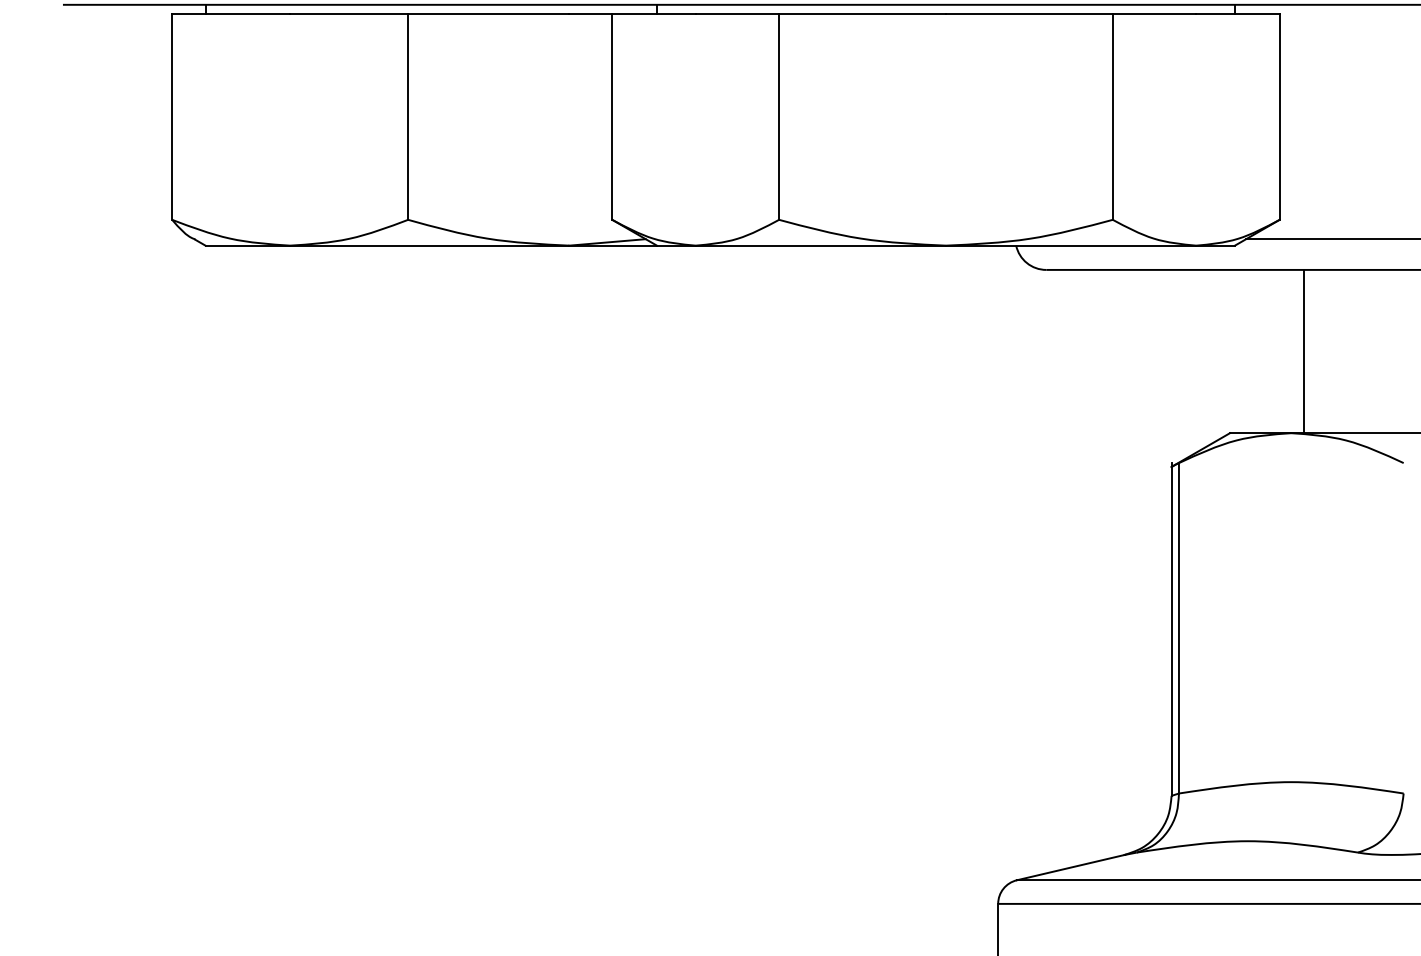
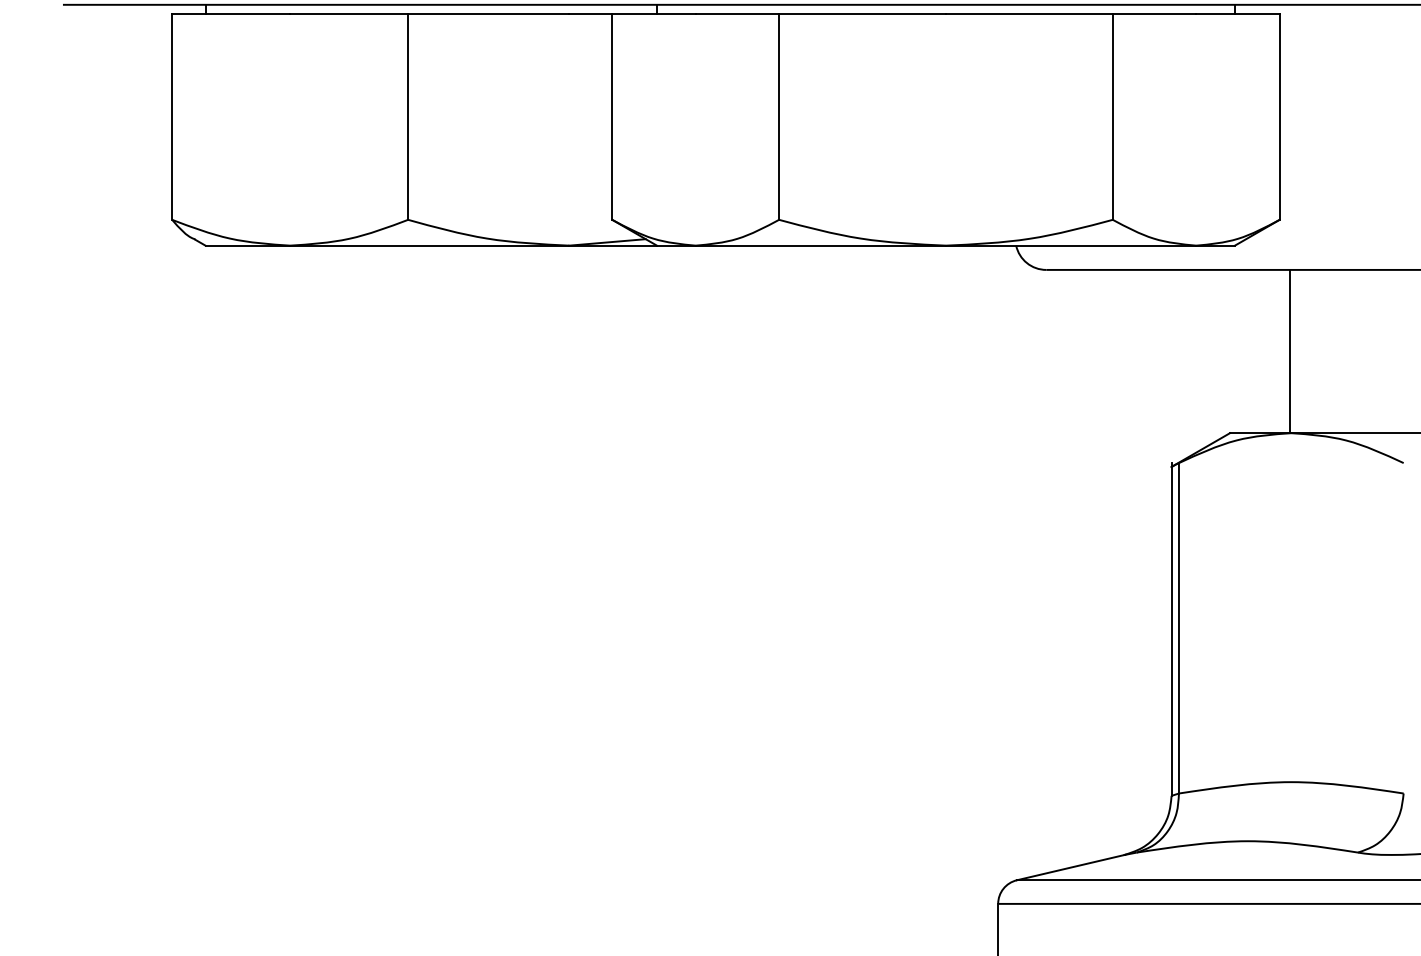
line: present -> none (1331, 239)
line position: (1304, 351) -> (1290, 351) (1290, 351)
